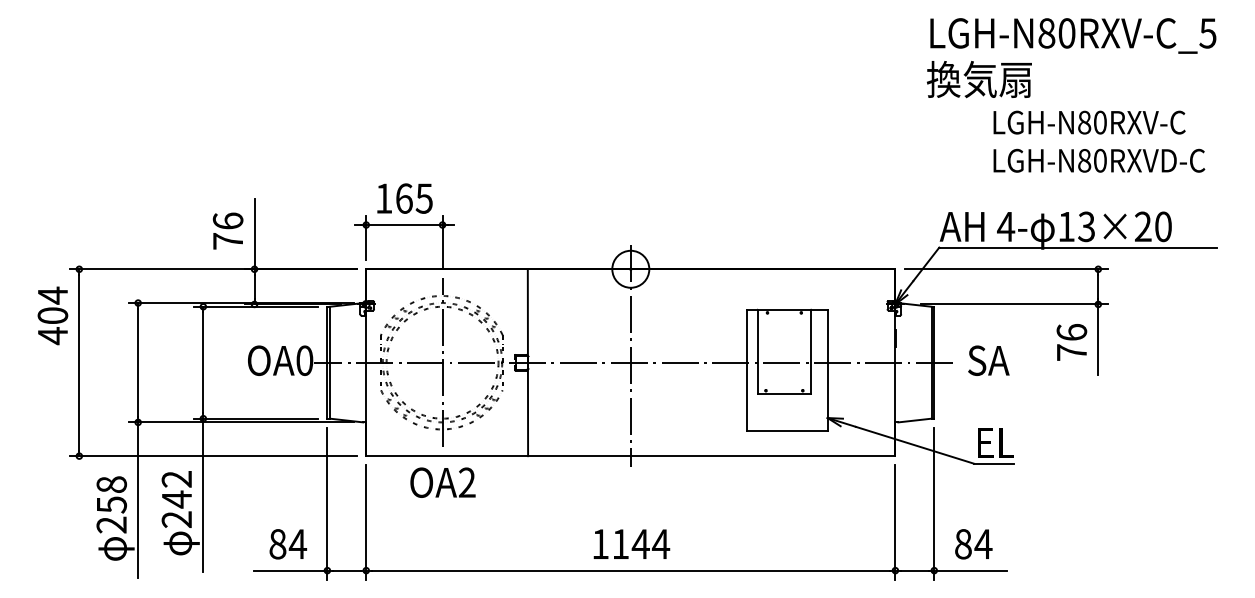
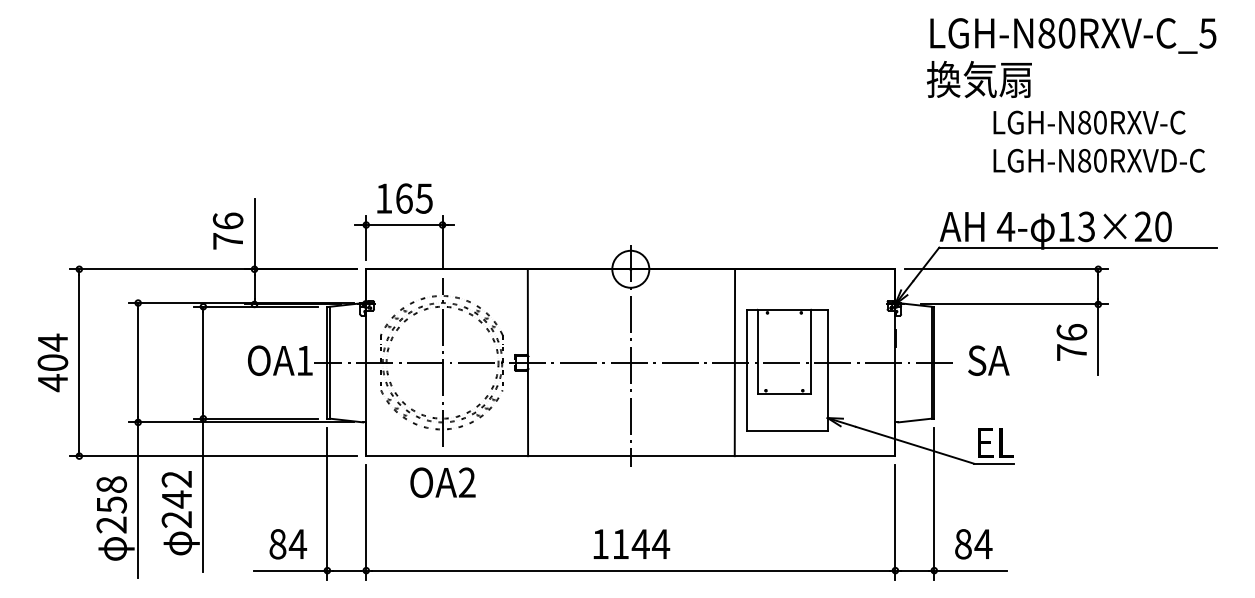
text position: (52, 315) -> (52, 362) (52, 362)
text: OA0 -> OA1 (304, 360)
line: none -> present (734, 362)
